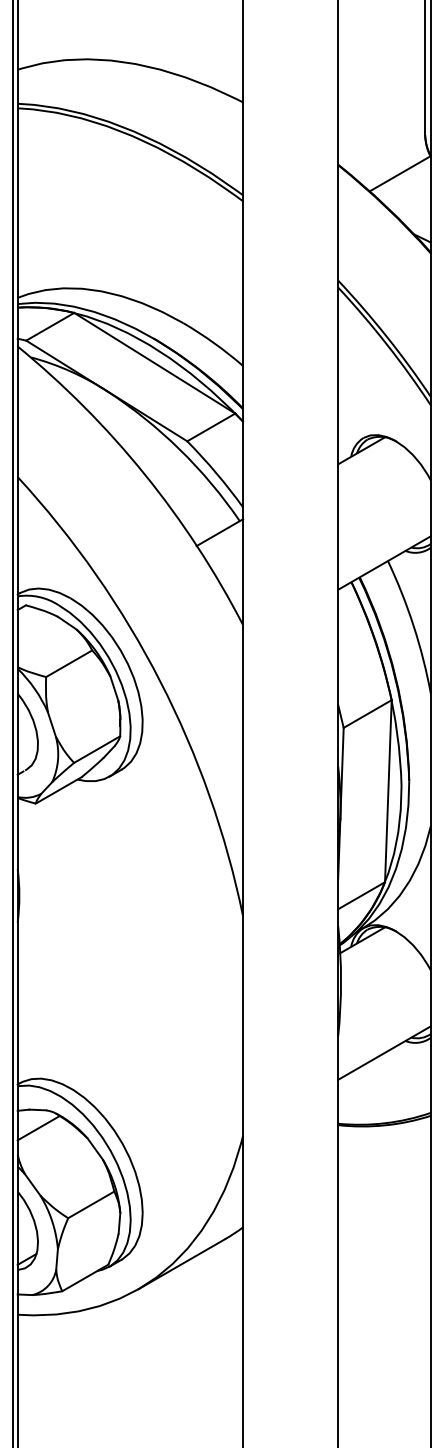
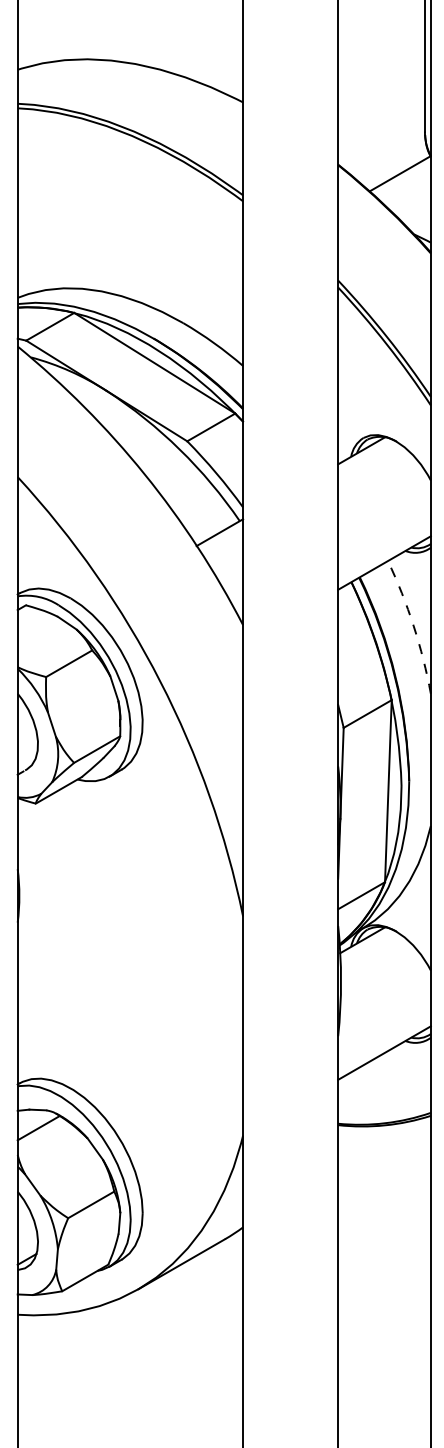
arc: solid -> dashed (413, 626)
line: present -> none (13, 723)
